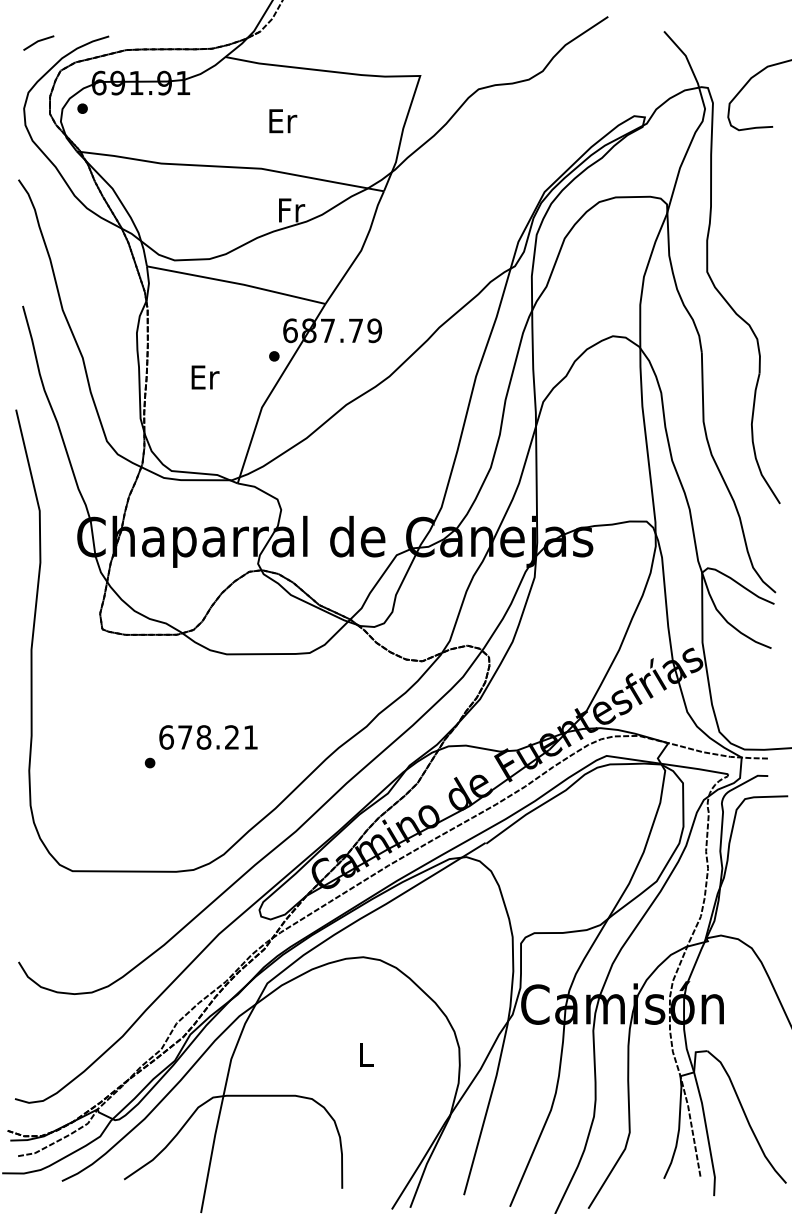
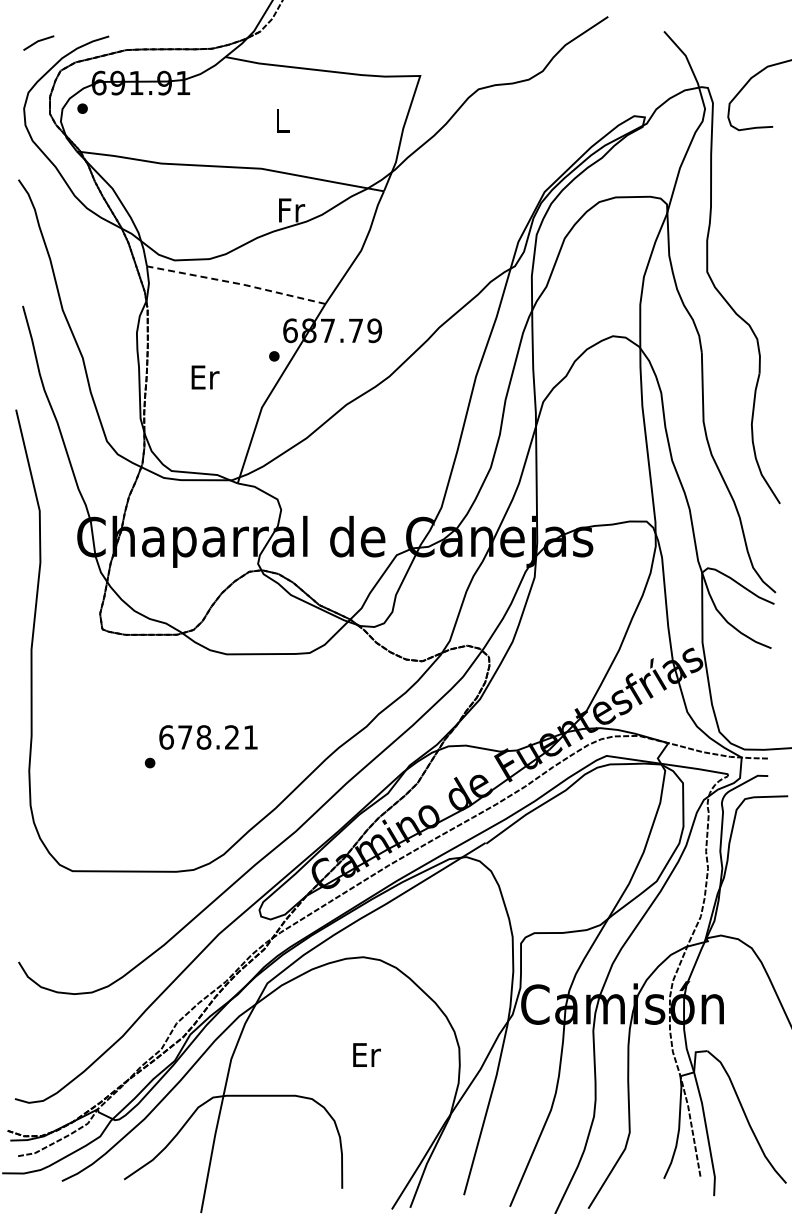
text: Er -> L (283, 121)
line: solid -> dashed (237, 283)
text: L -> Er (366, 1054)
